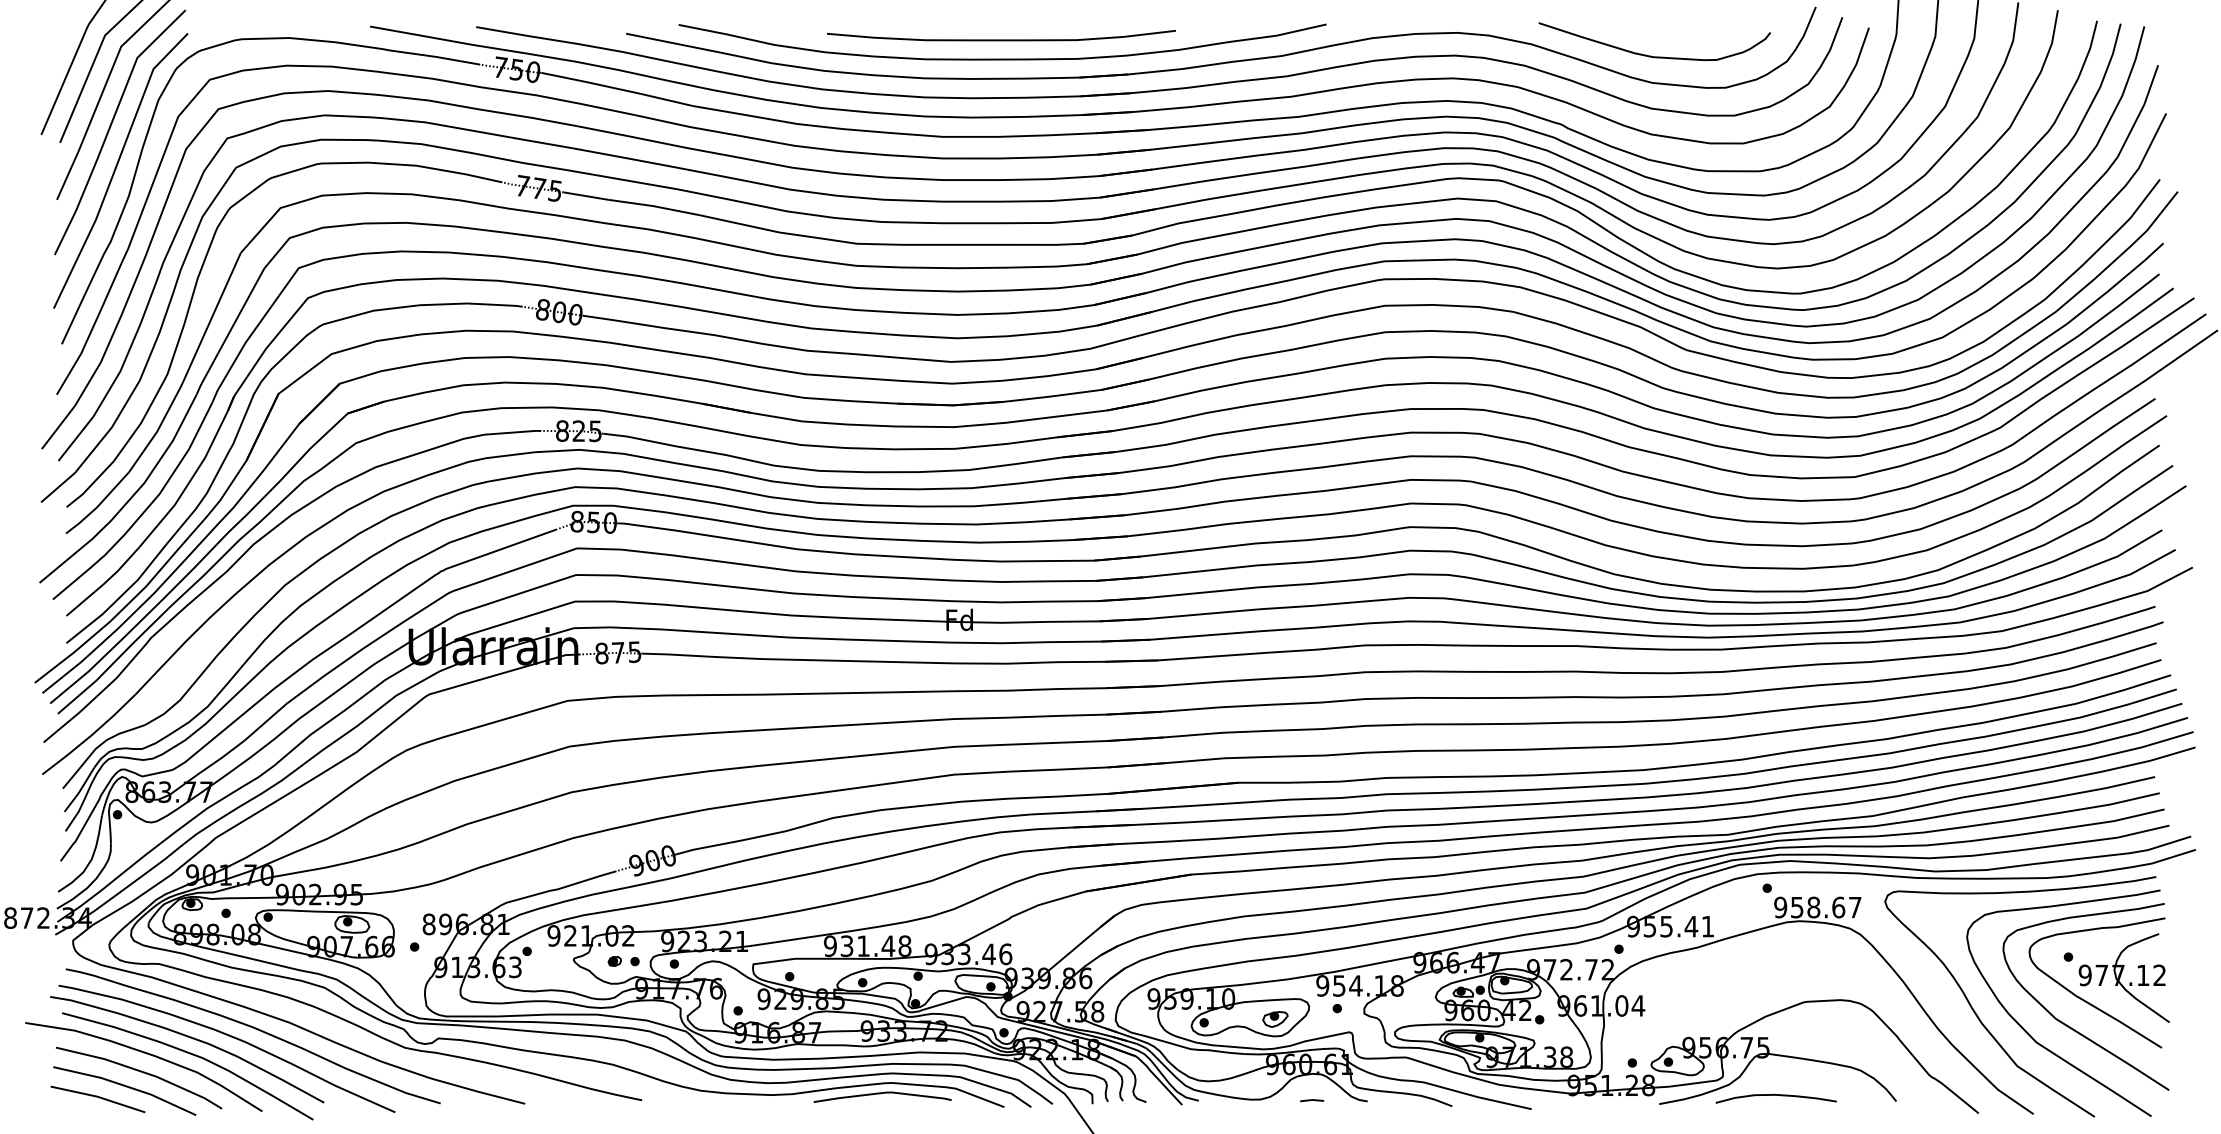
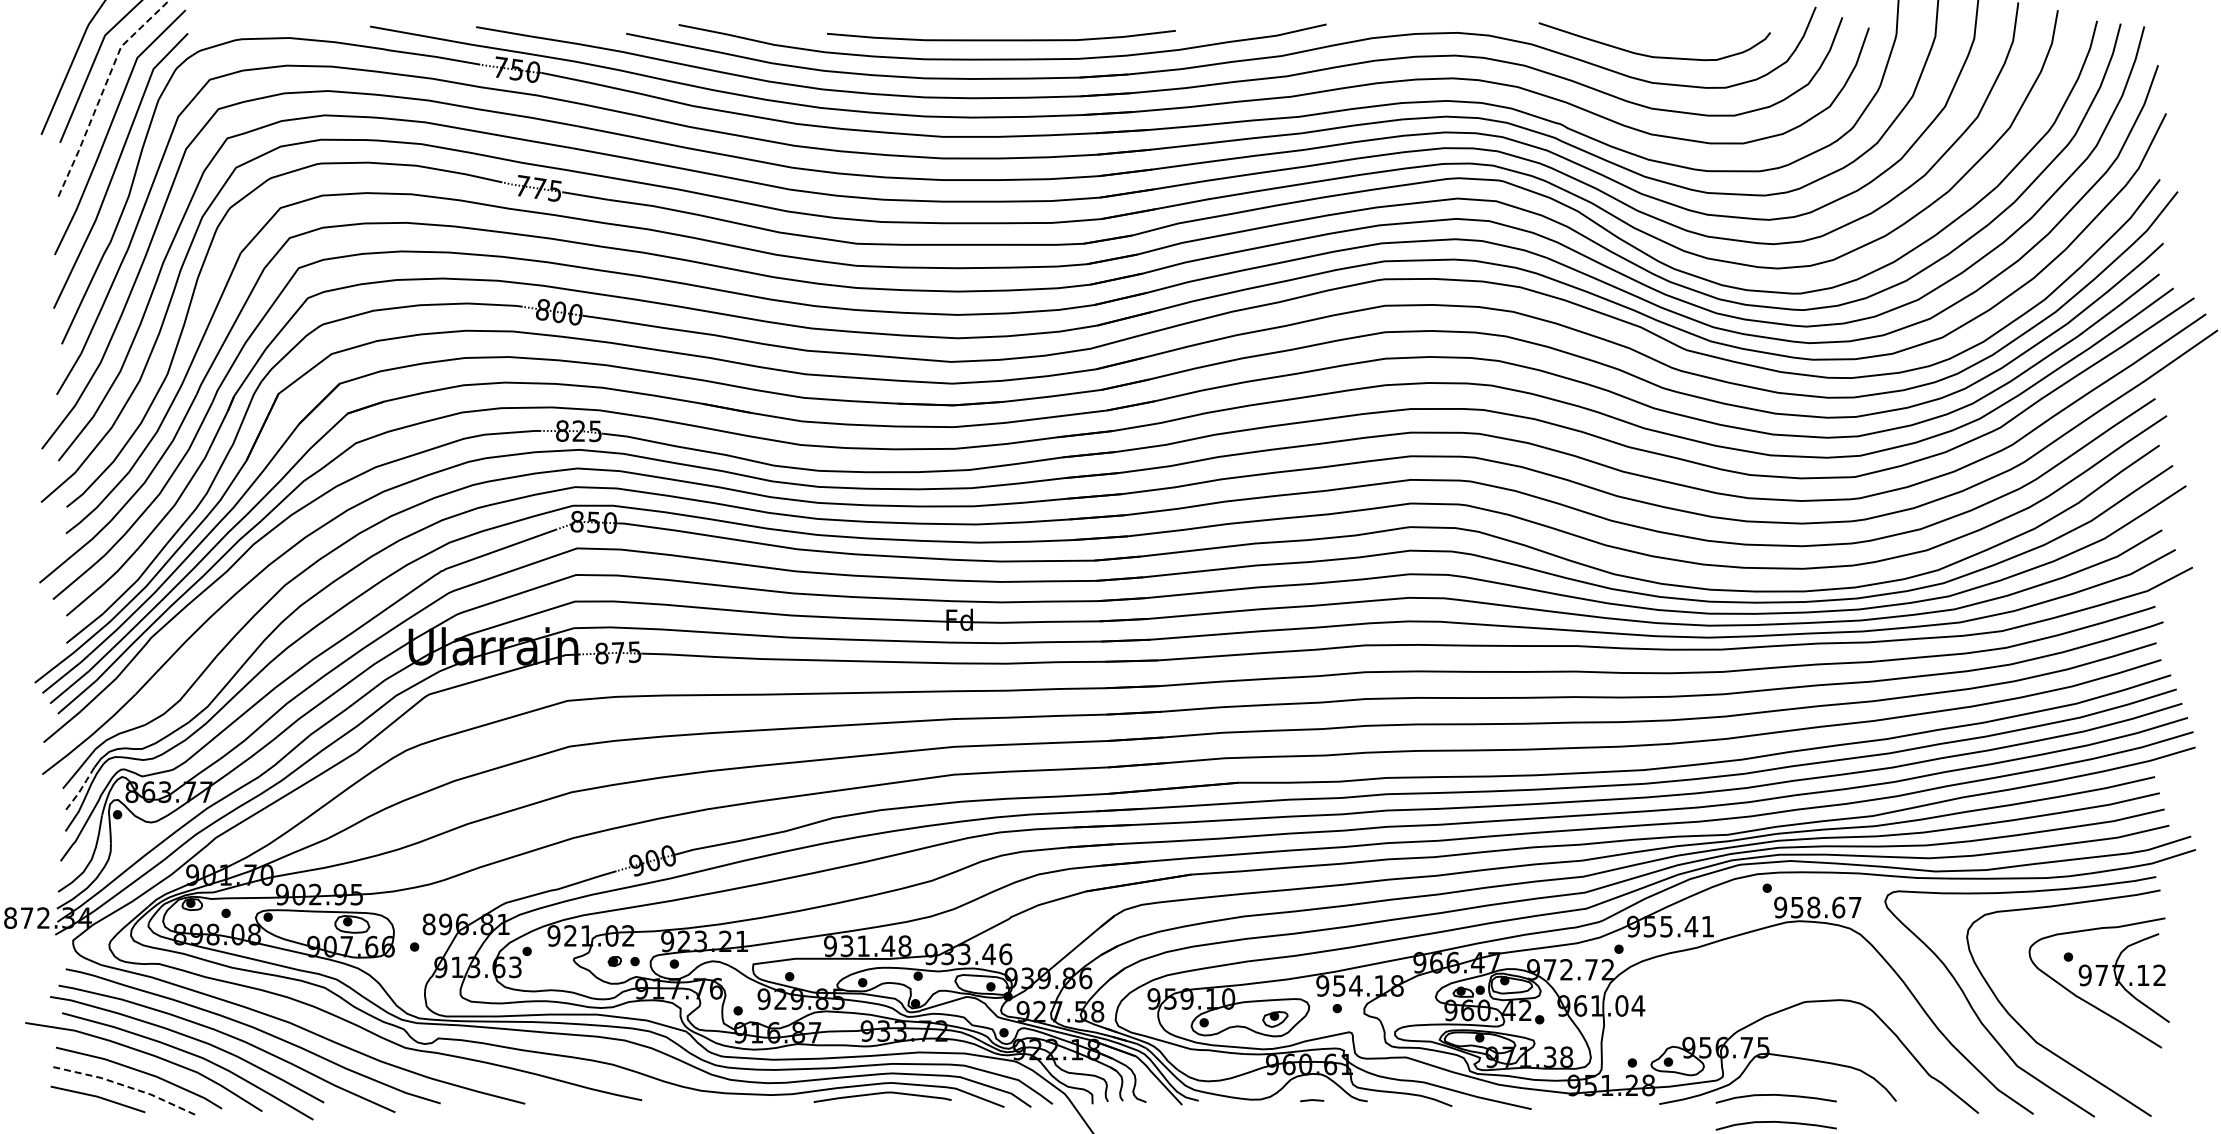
line: solid -> dashed (102, 92)
line: solid -> dashed (80, 790)
curve: present -> none (2070, 1026)
line: solid -> dashed (126, 1086)
curve: none -> present (1775, 1122)
